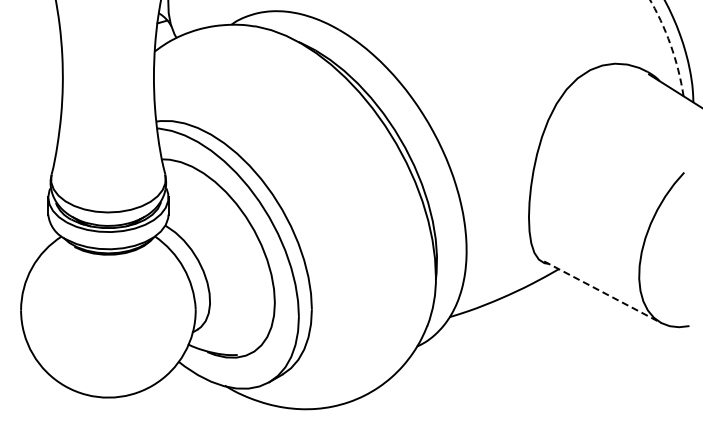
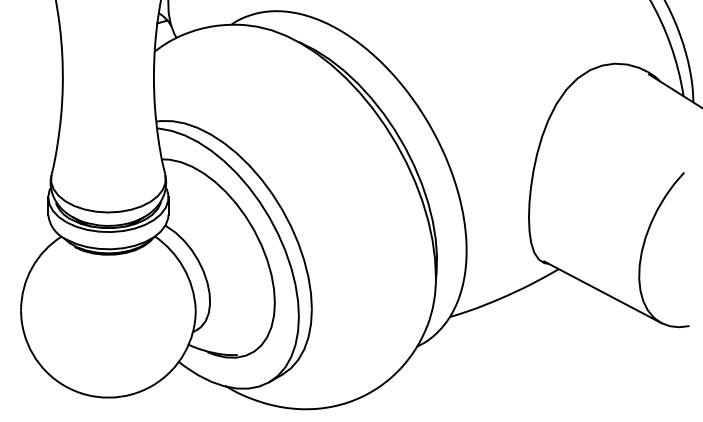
arc: dashed -> solid (670, 45)
line: dashed -> solid (603, 292)
